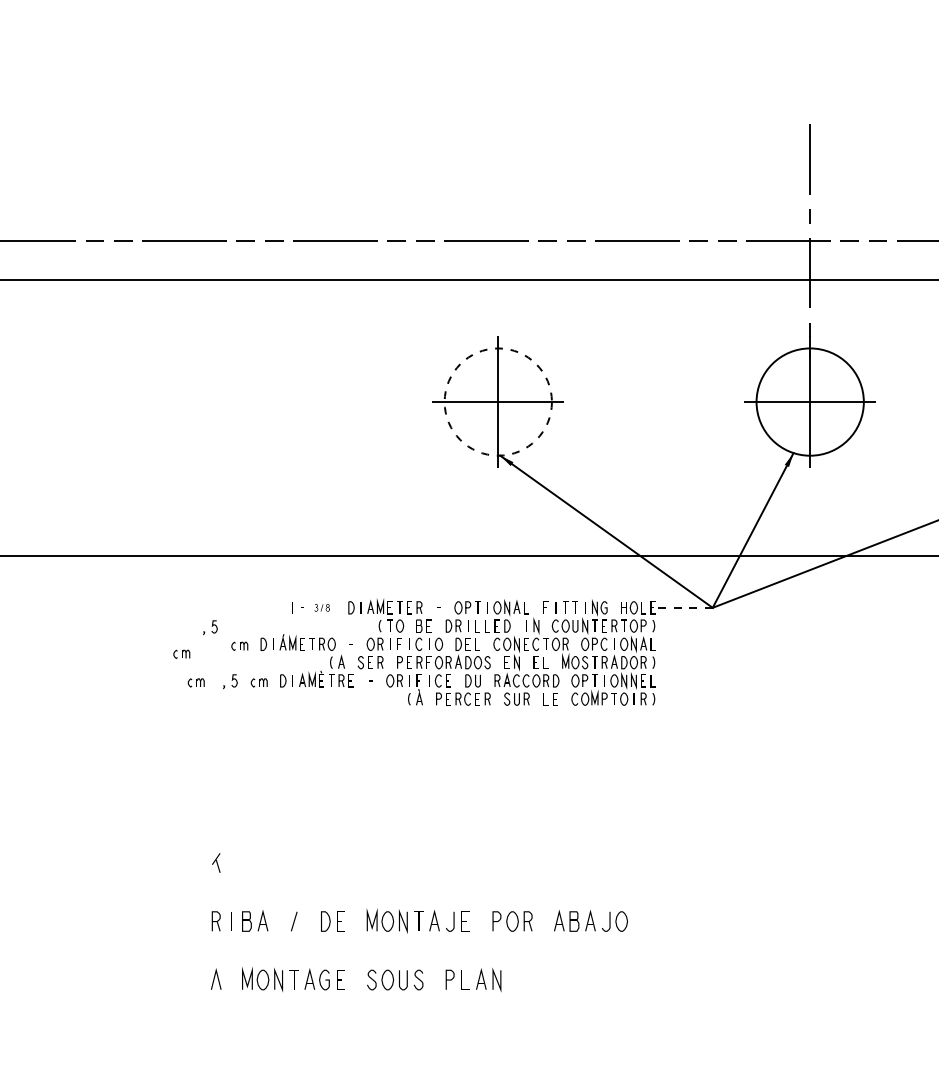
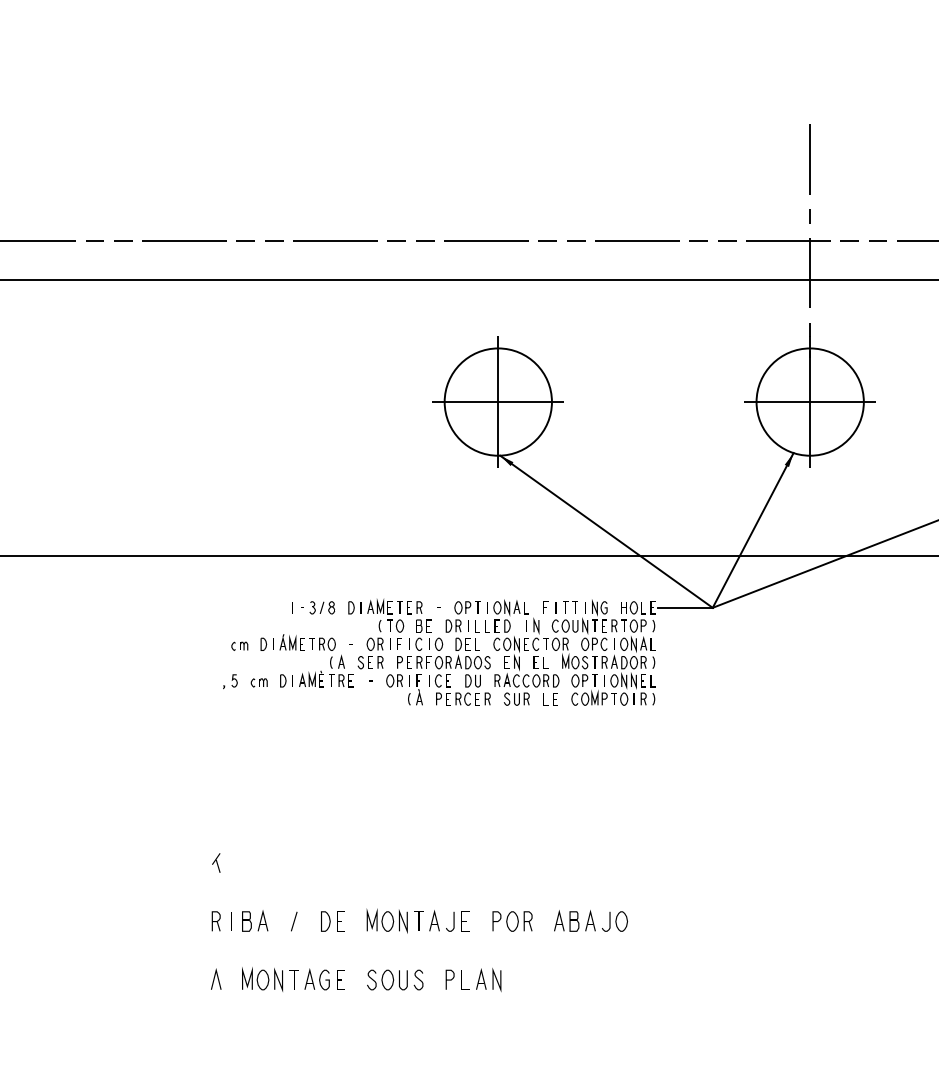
circle: dashed -> solid (497, 401)
part size: 16x8 px -> 26x14 px (321, 607)
line: dashed -> solid (685, 607)
part: present -> none (210, 627)
part: present -> none (181, 653)
part: present -> none (195, 682)
